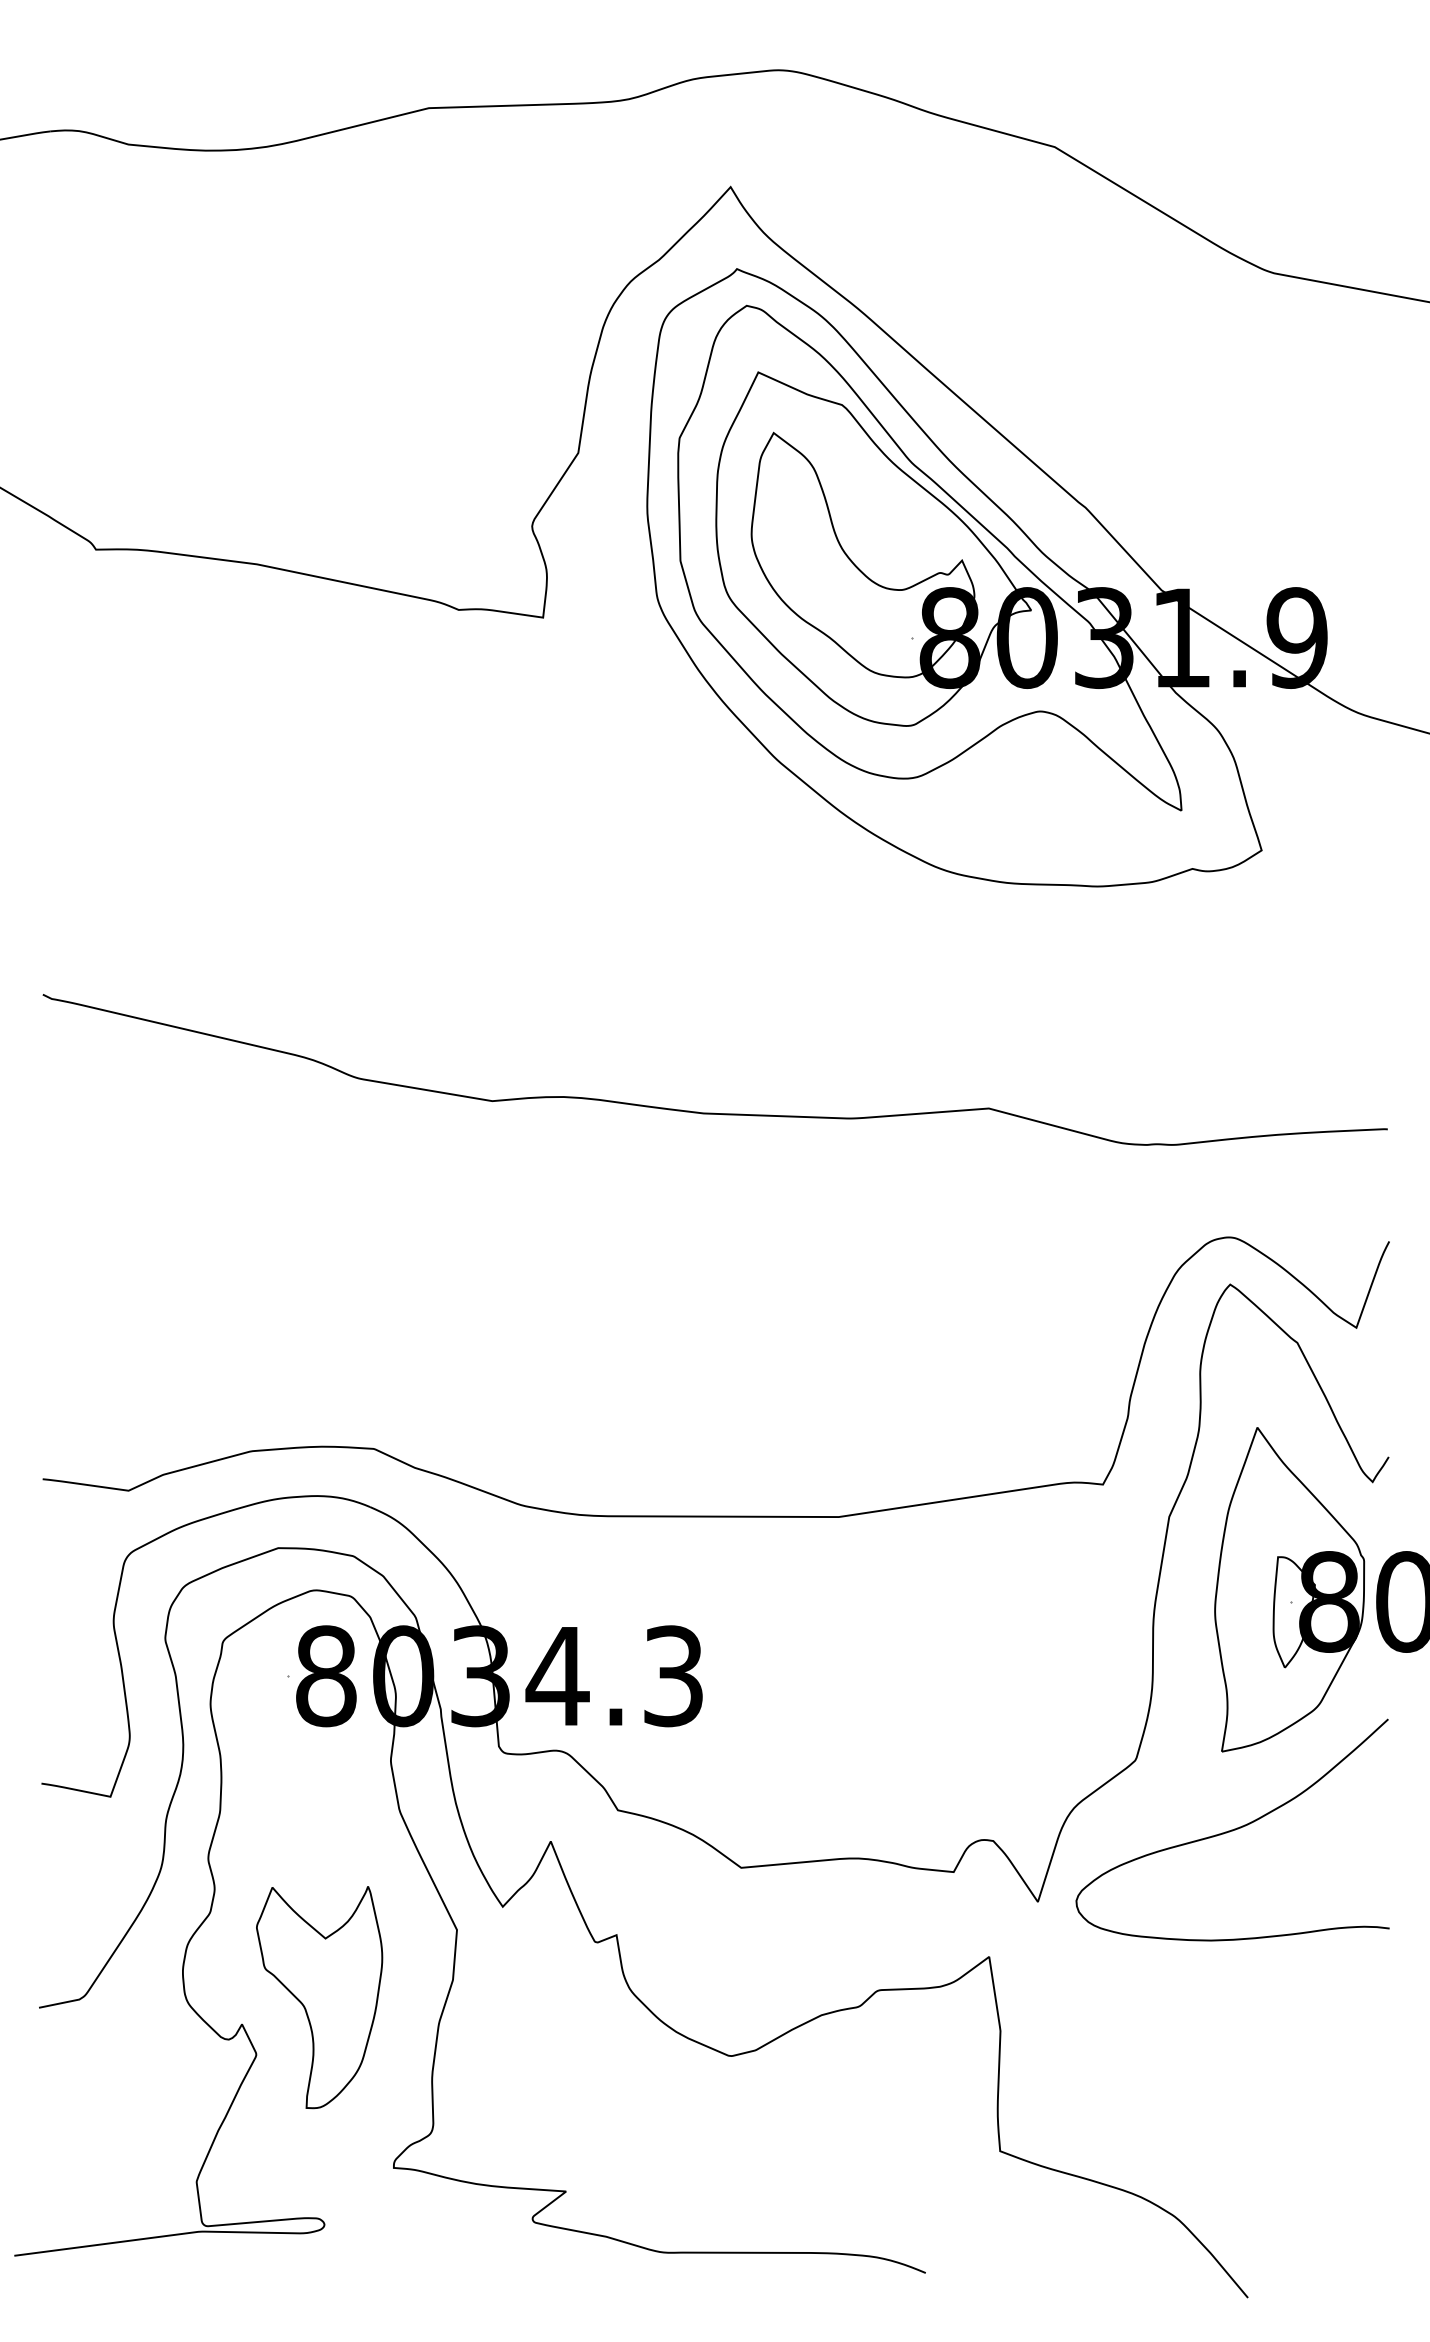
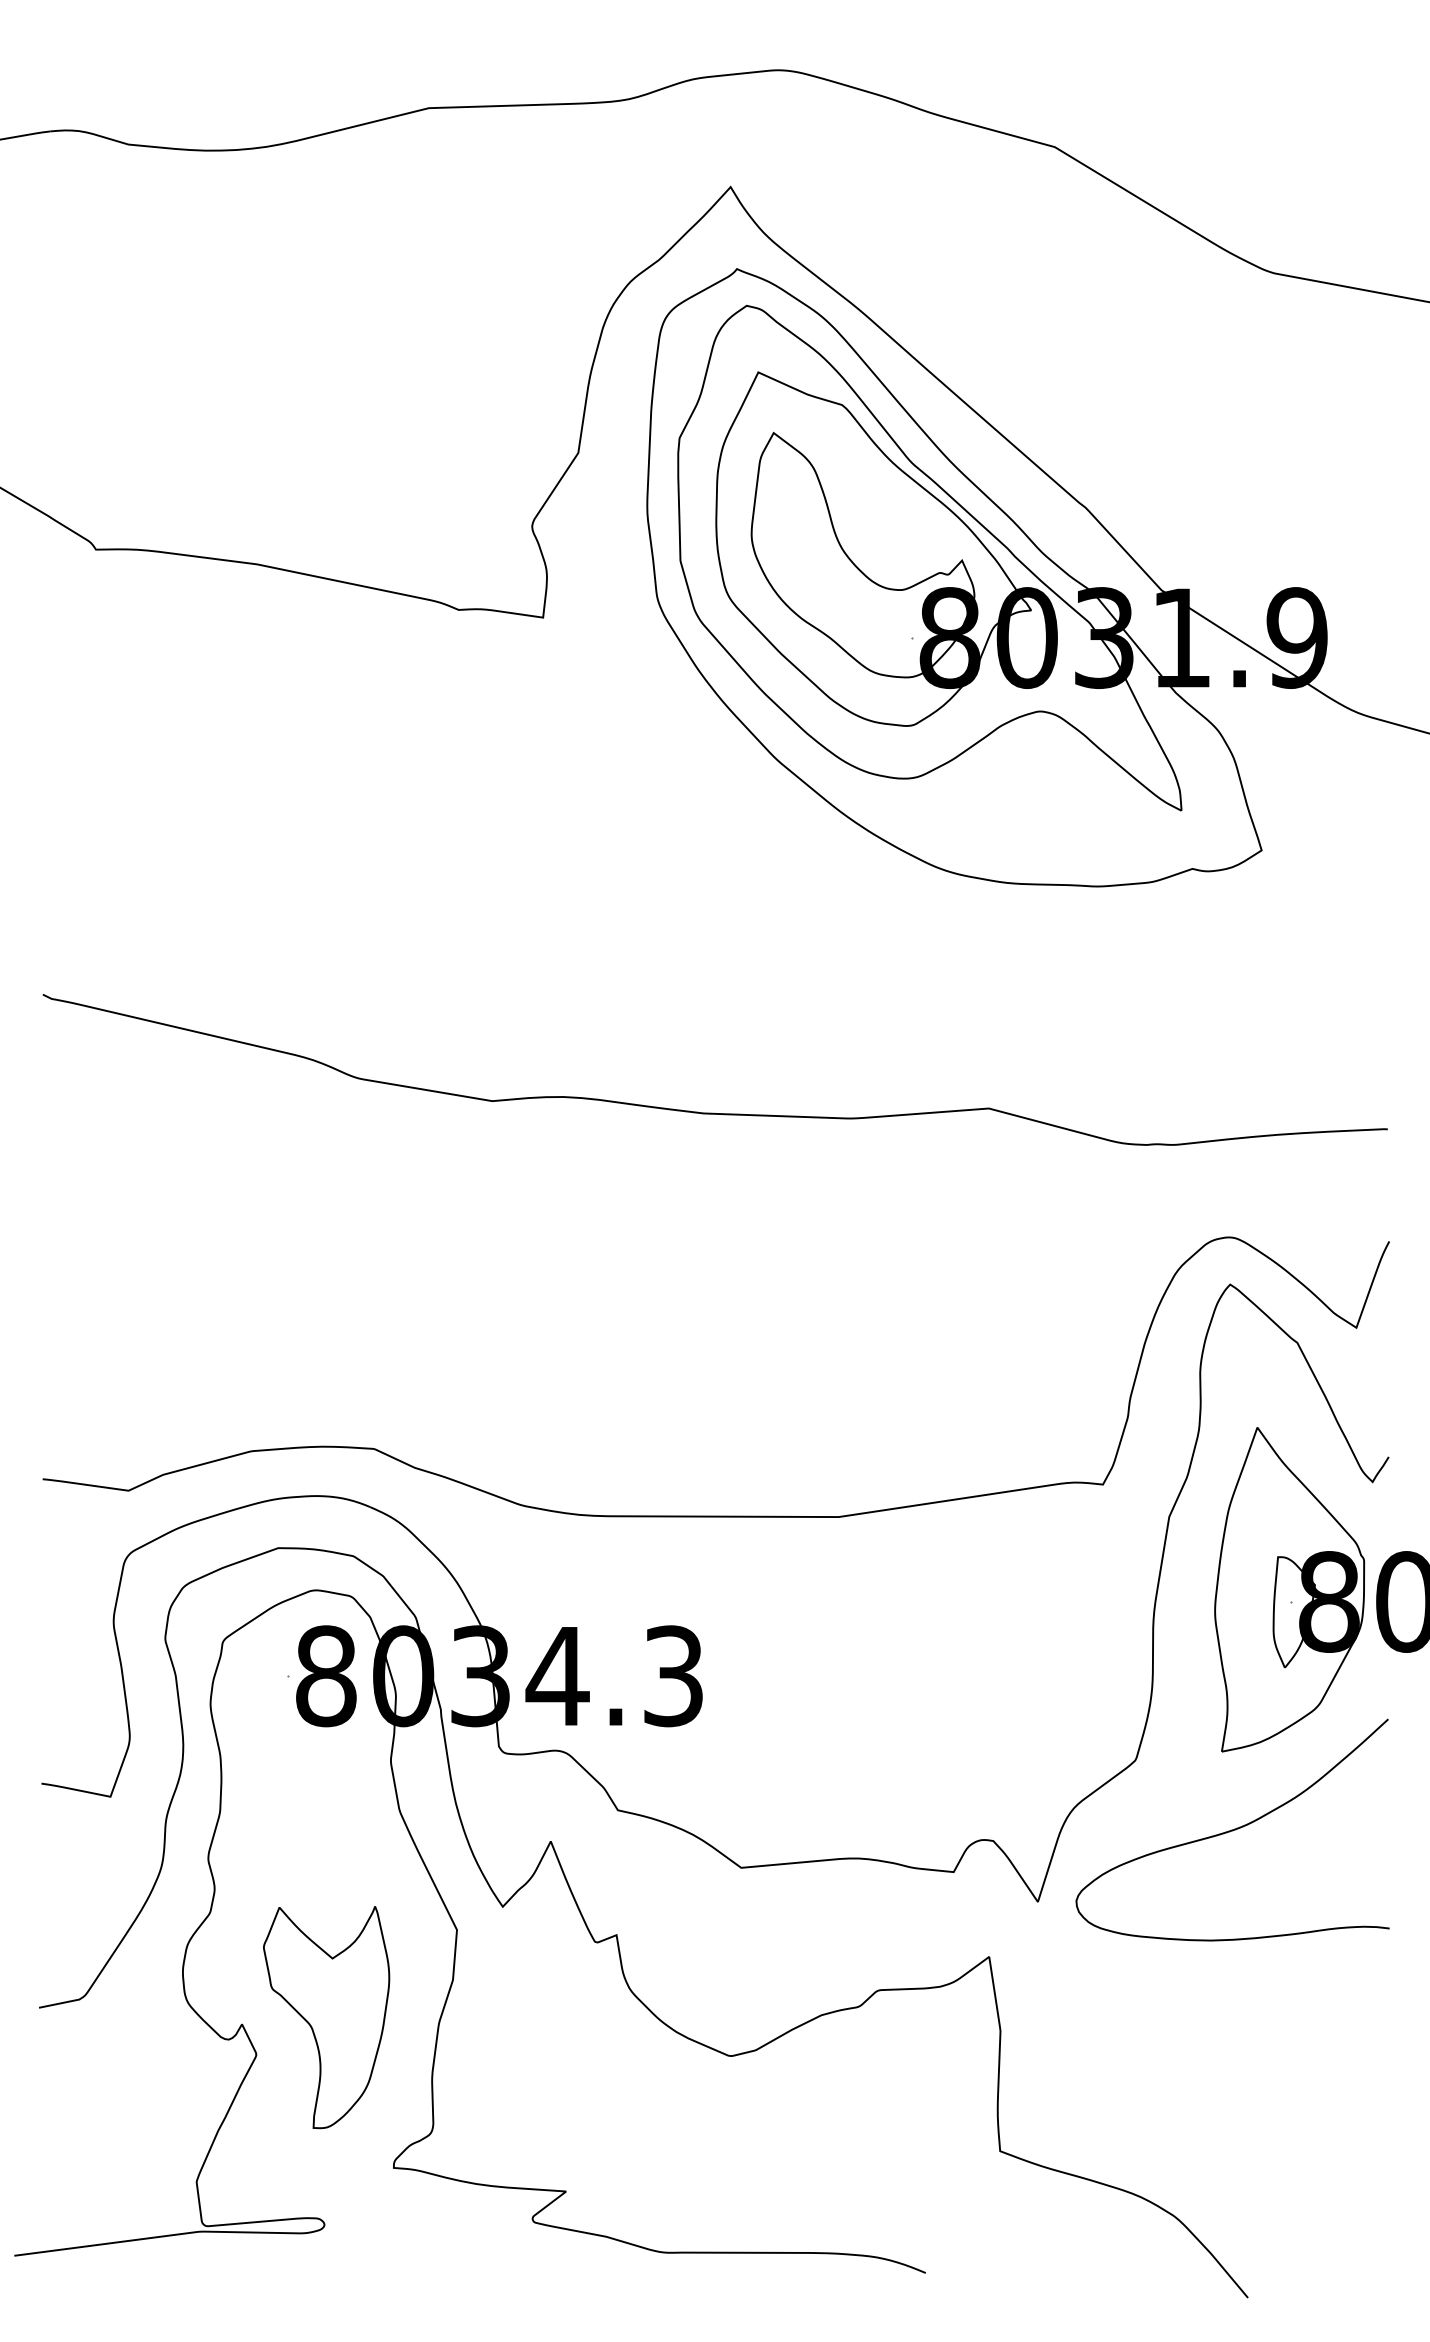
part position: (319, 1997) -> (326, 2017) (326, 2017)
